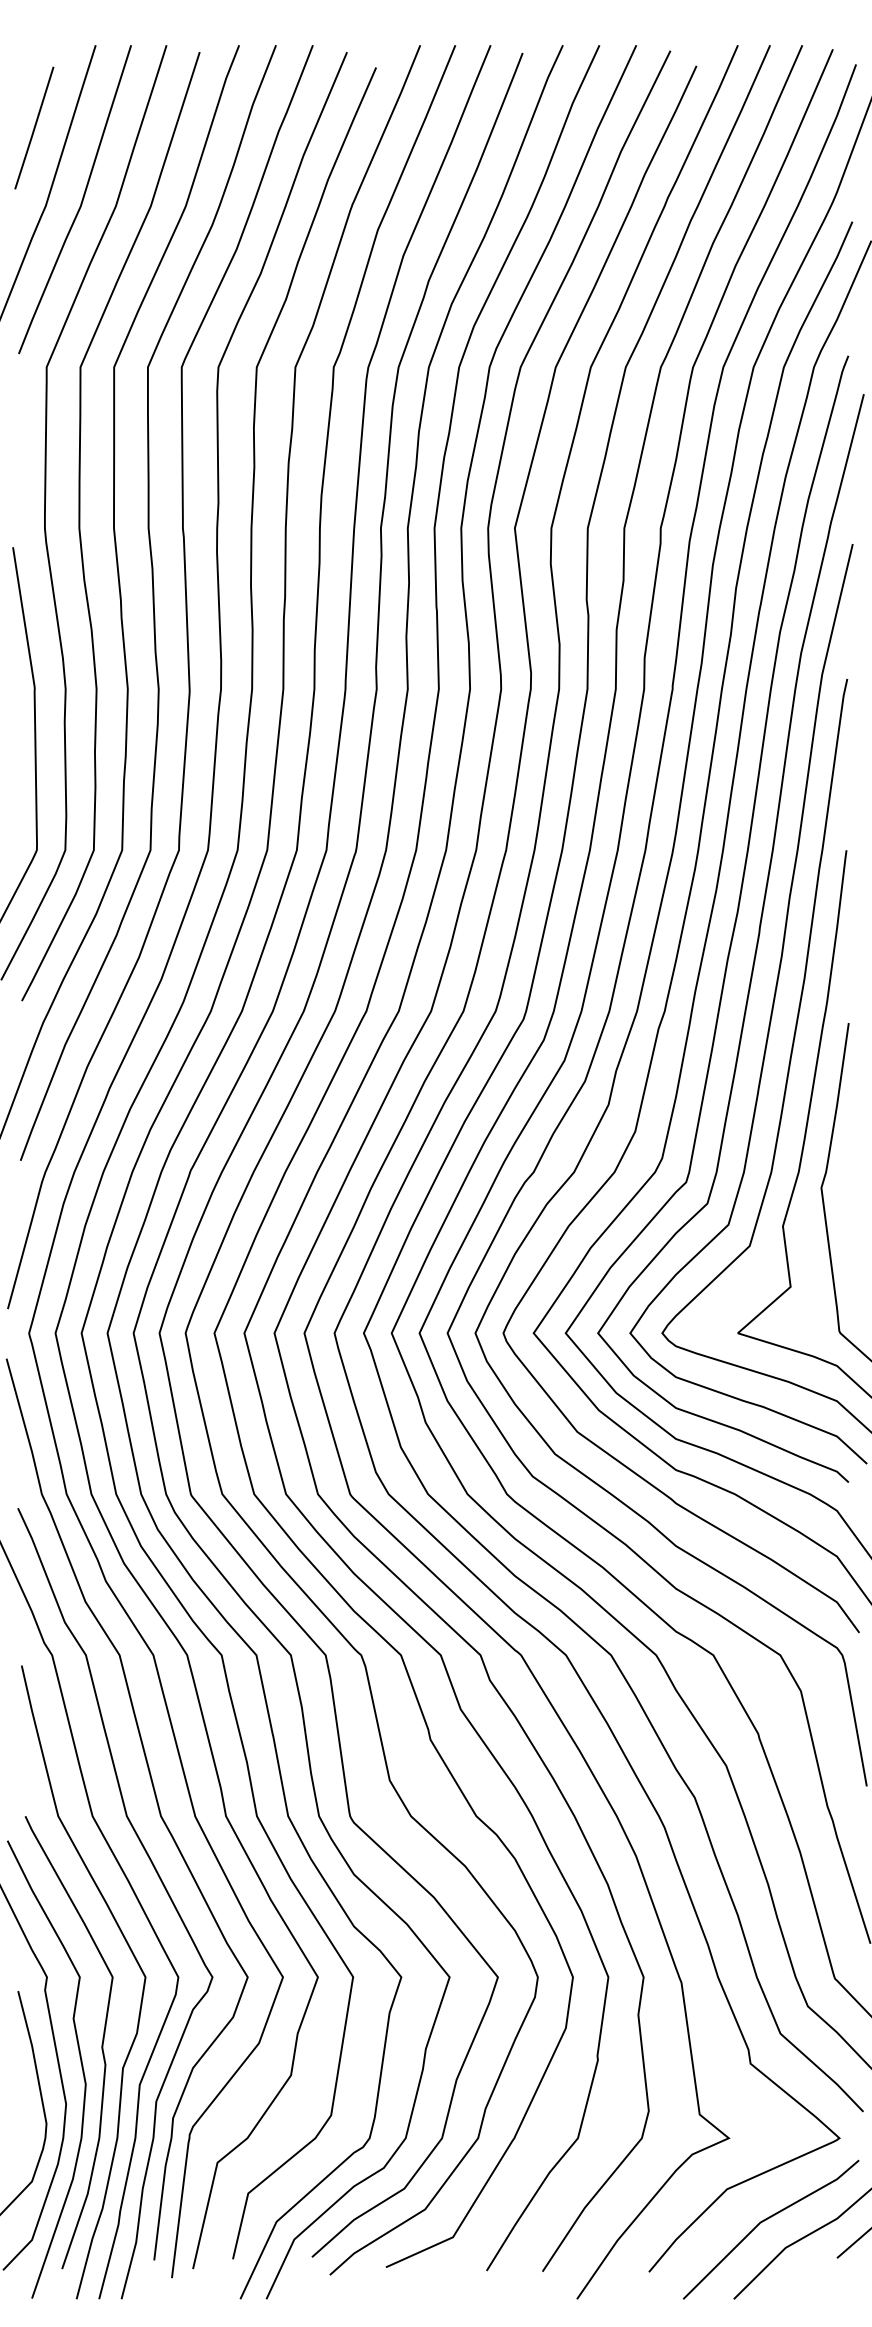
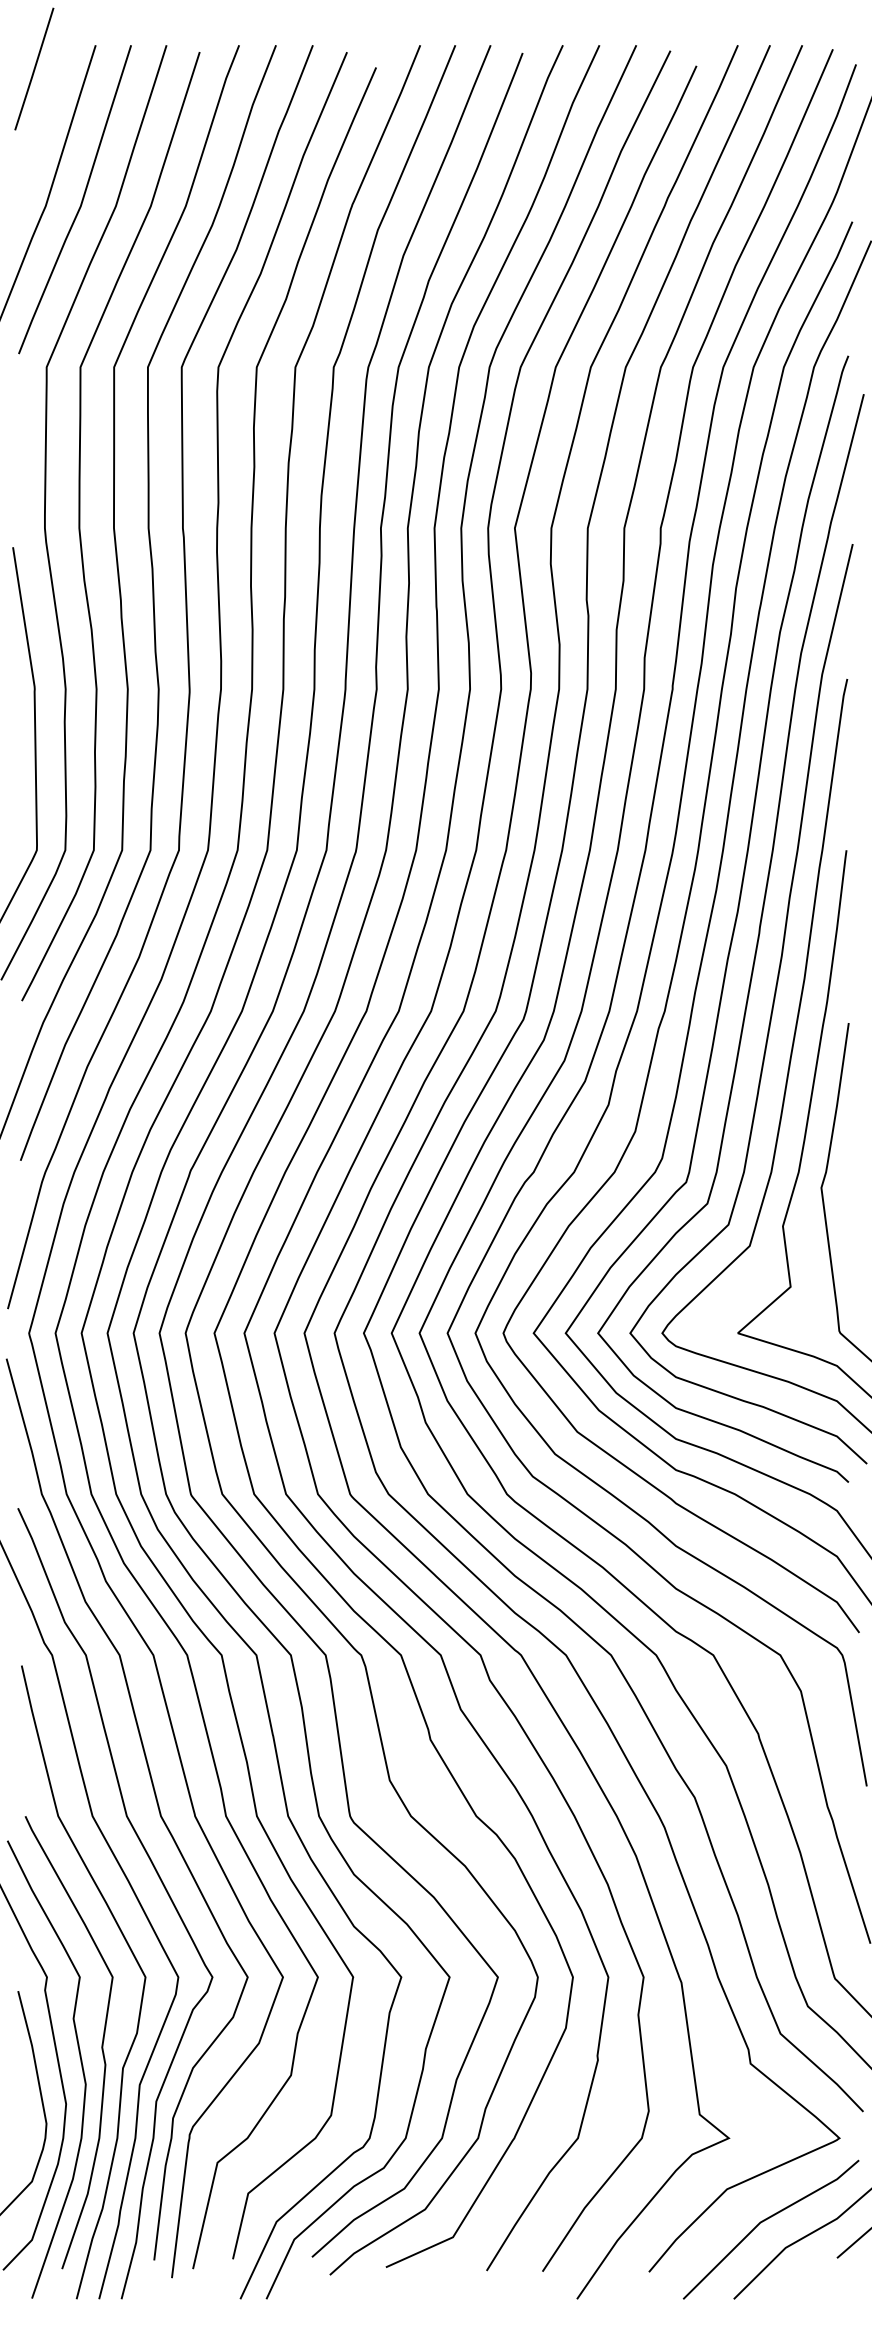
line position: (34, 127) -> (34, 68) (34, 68)
